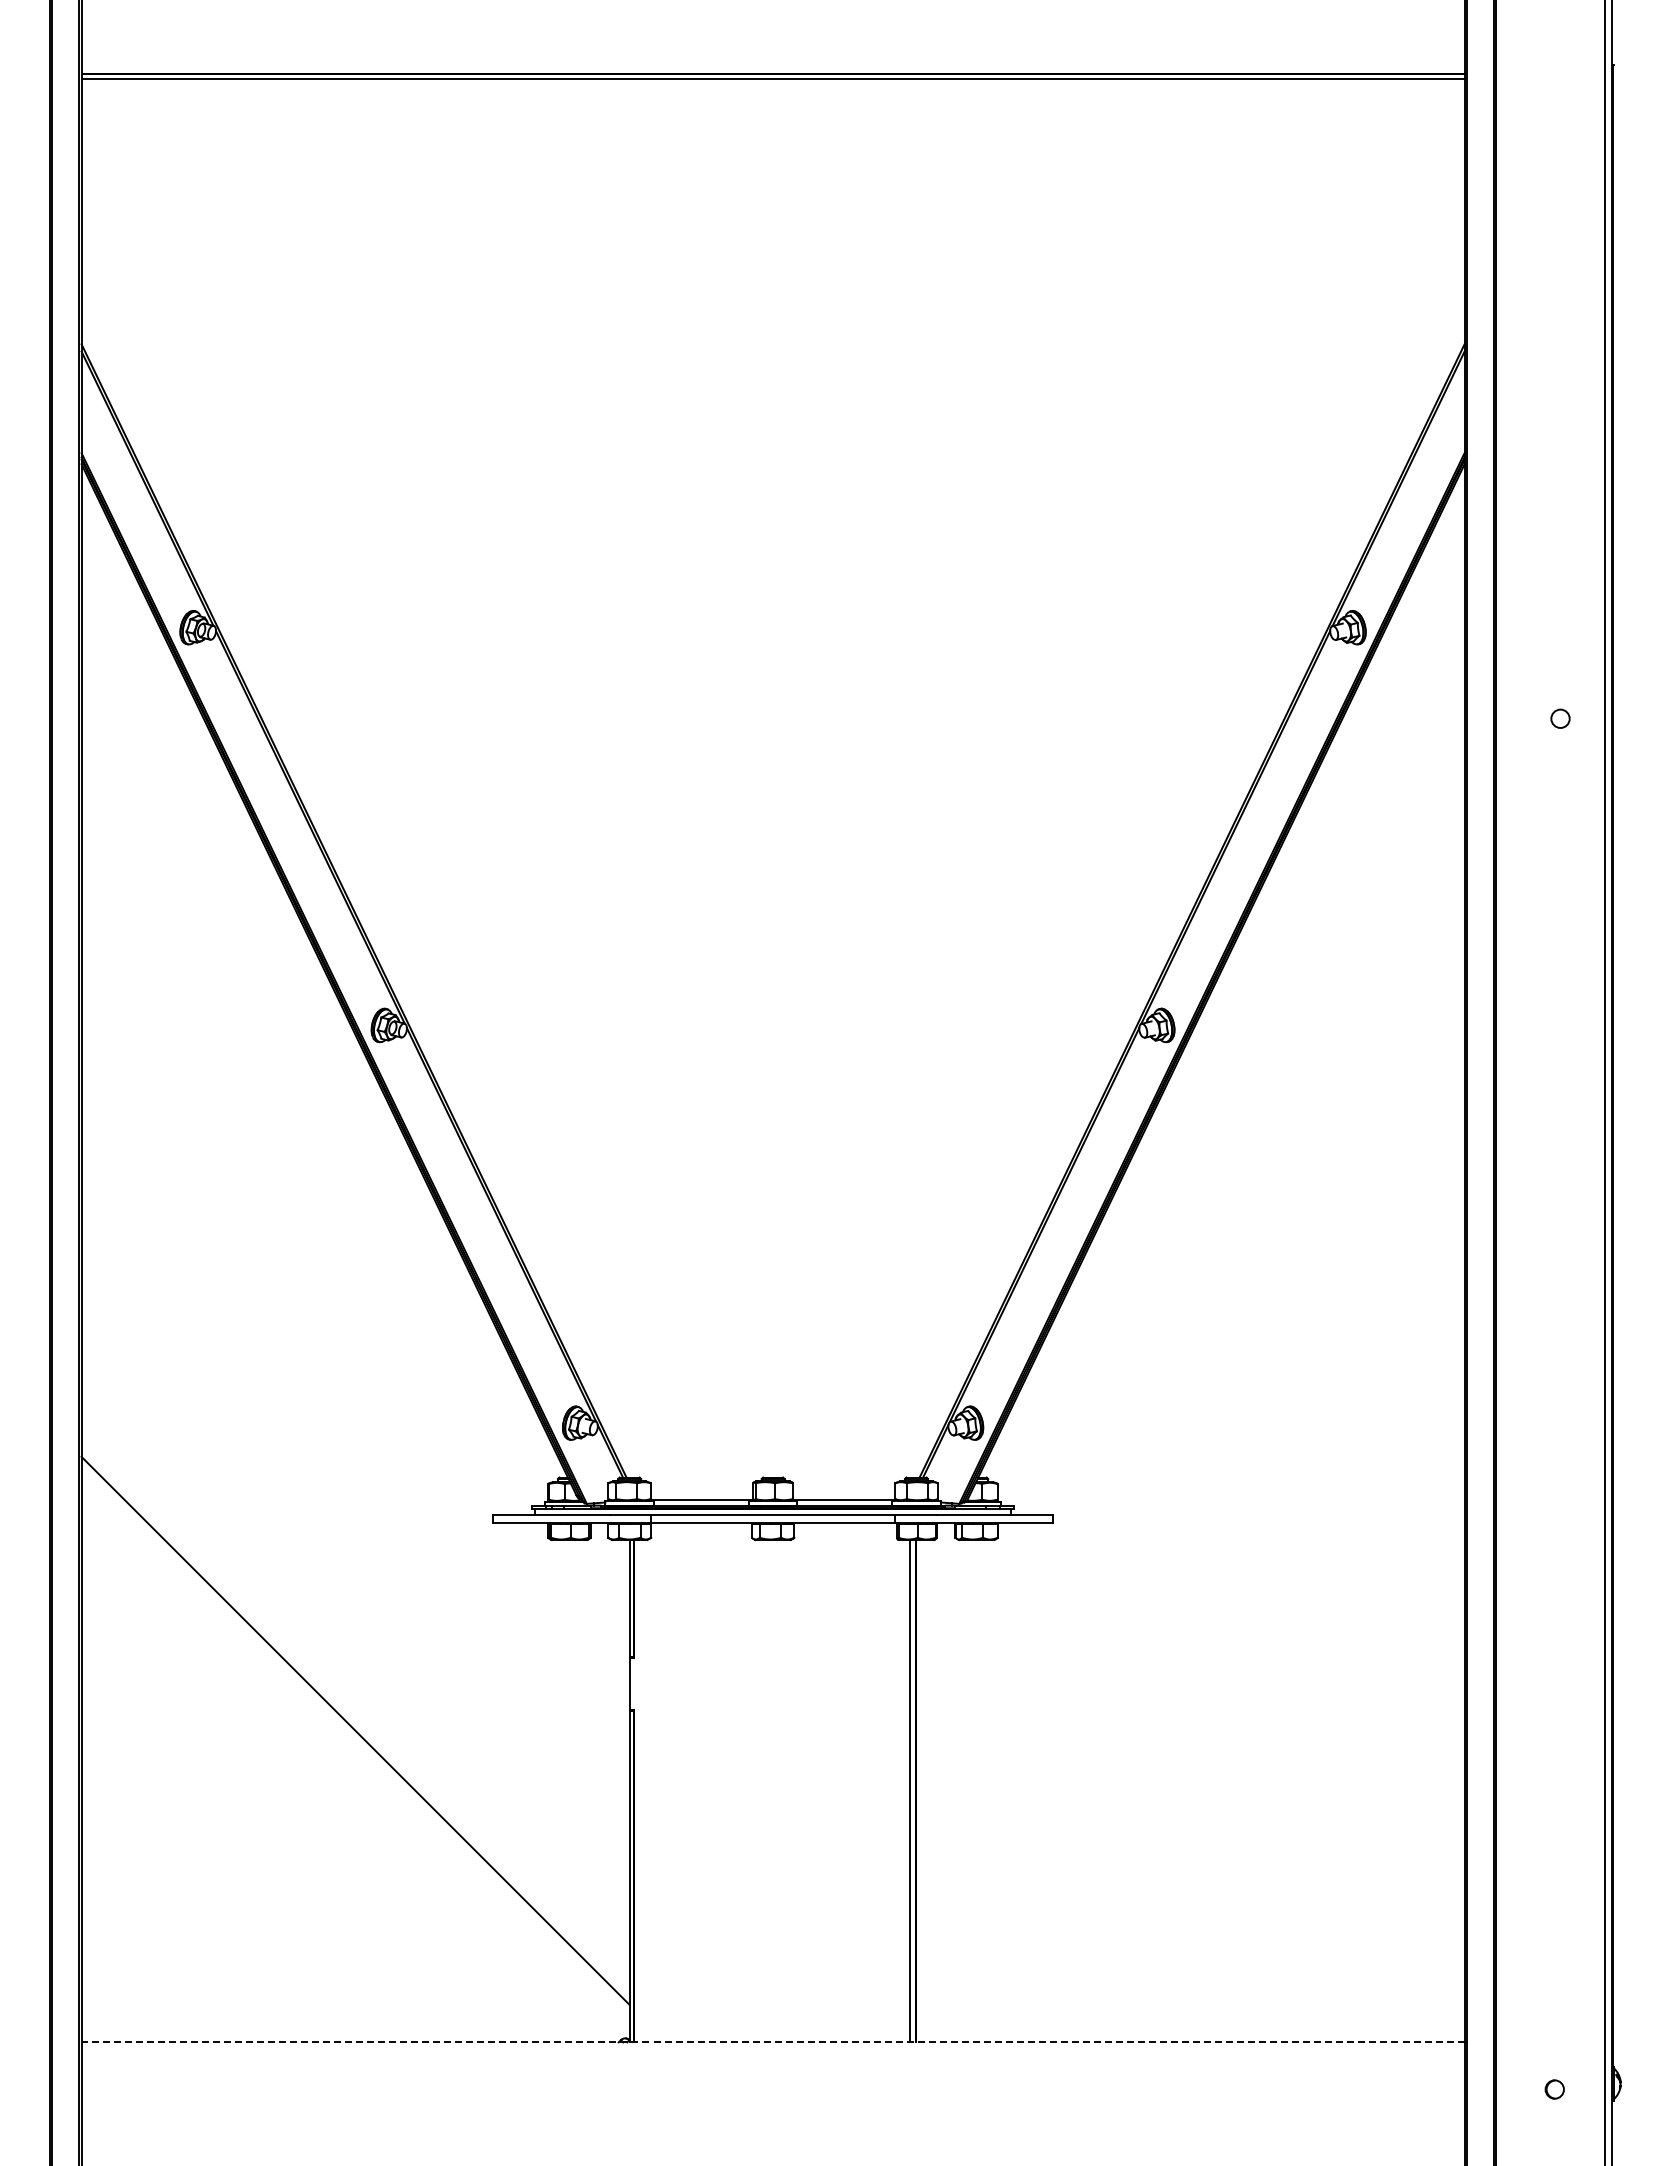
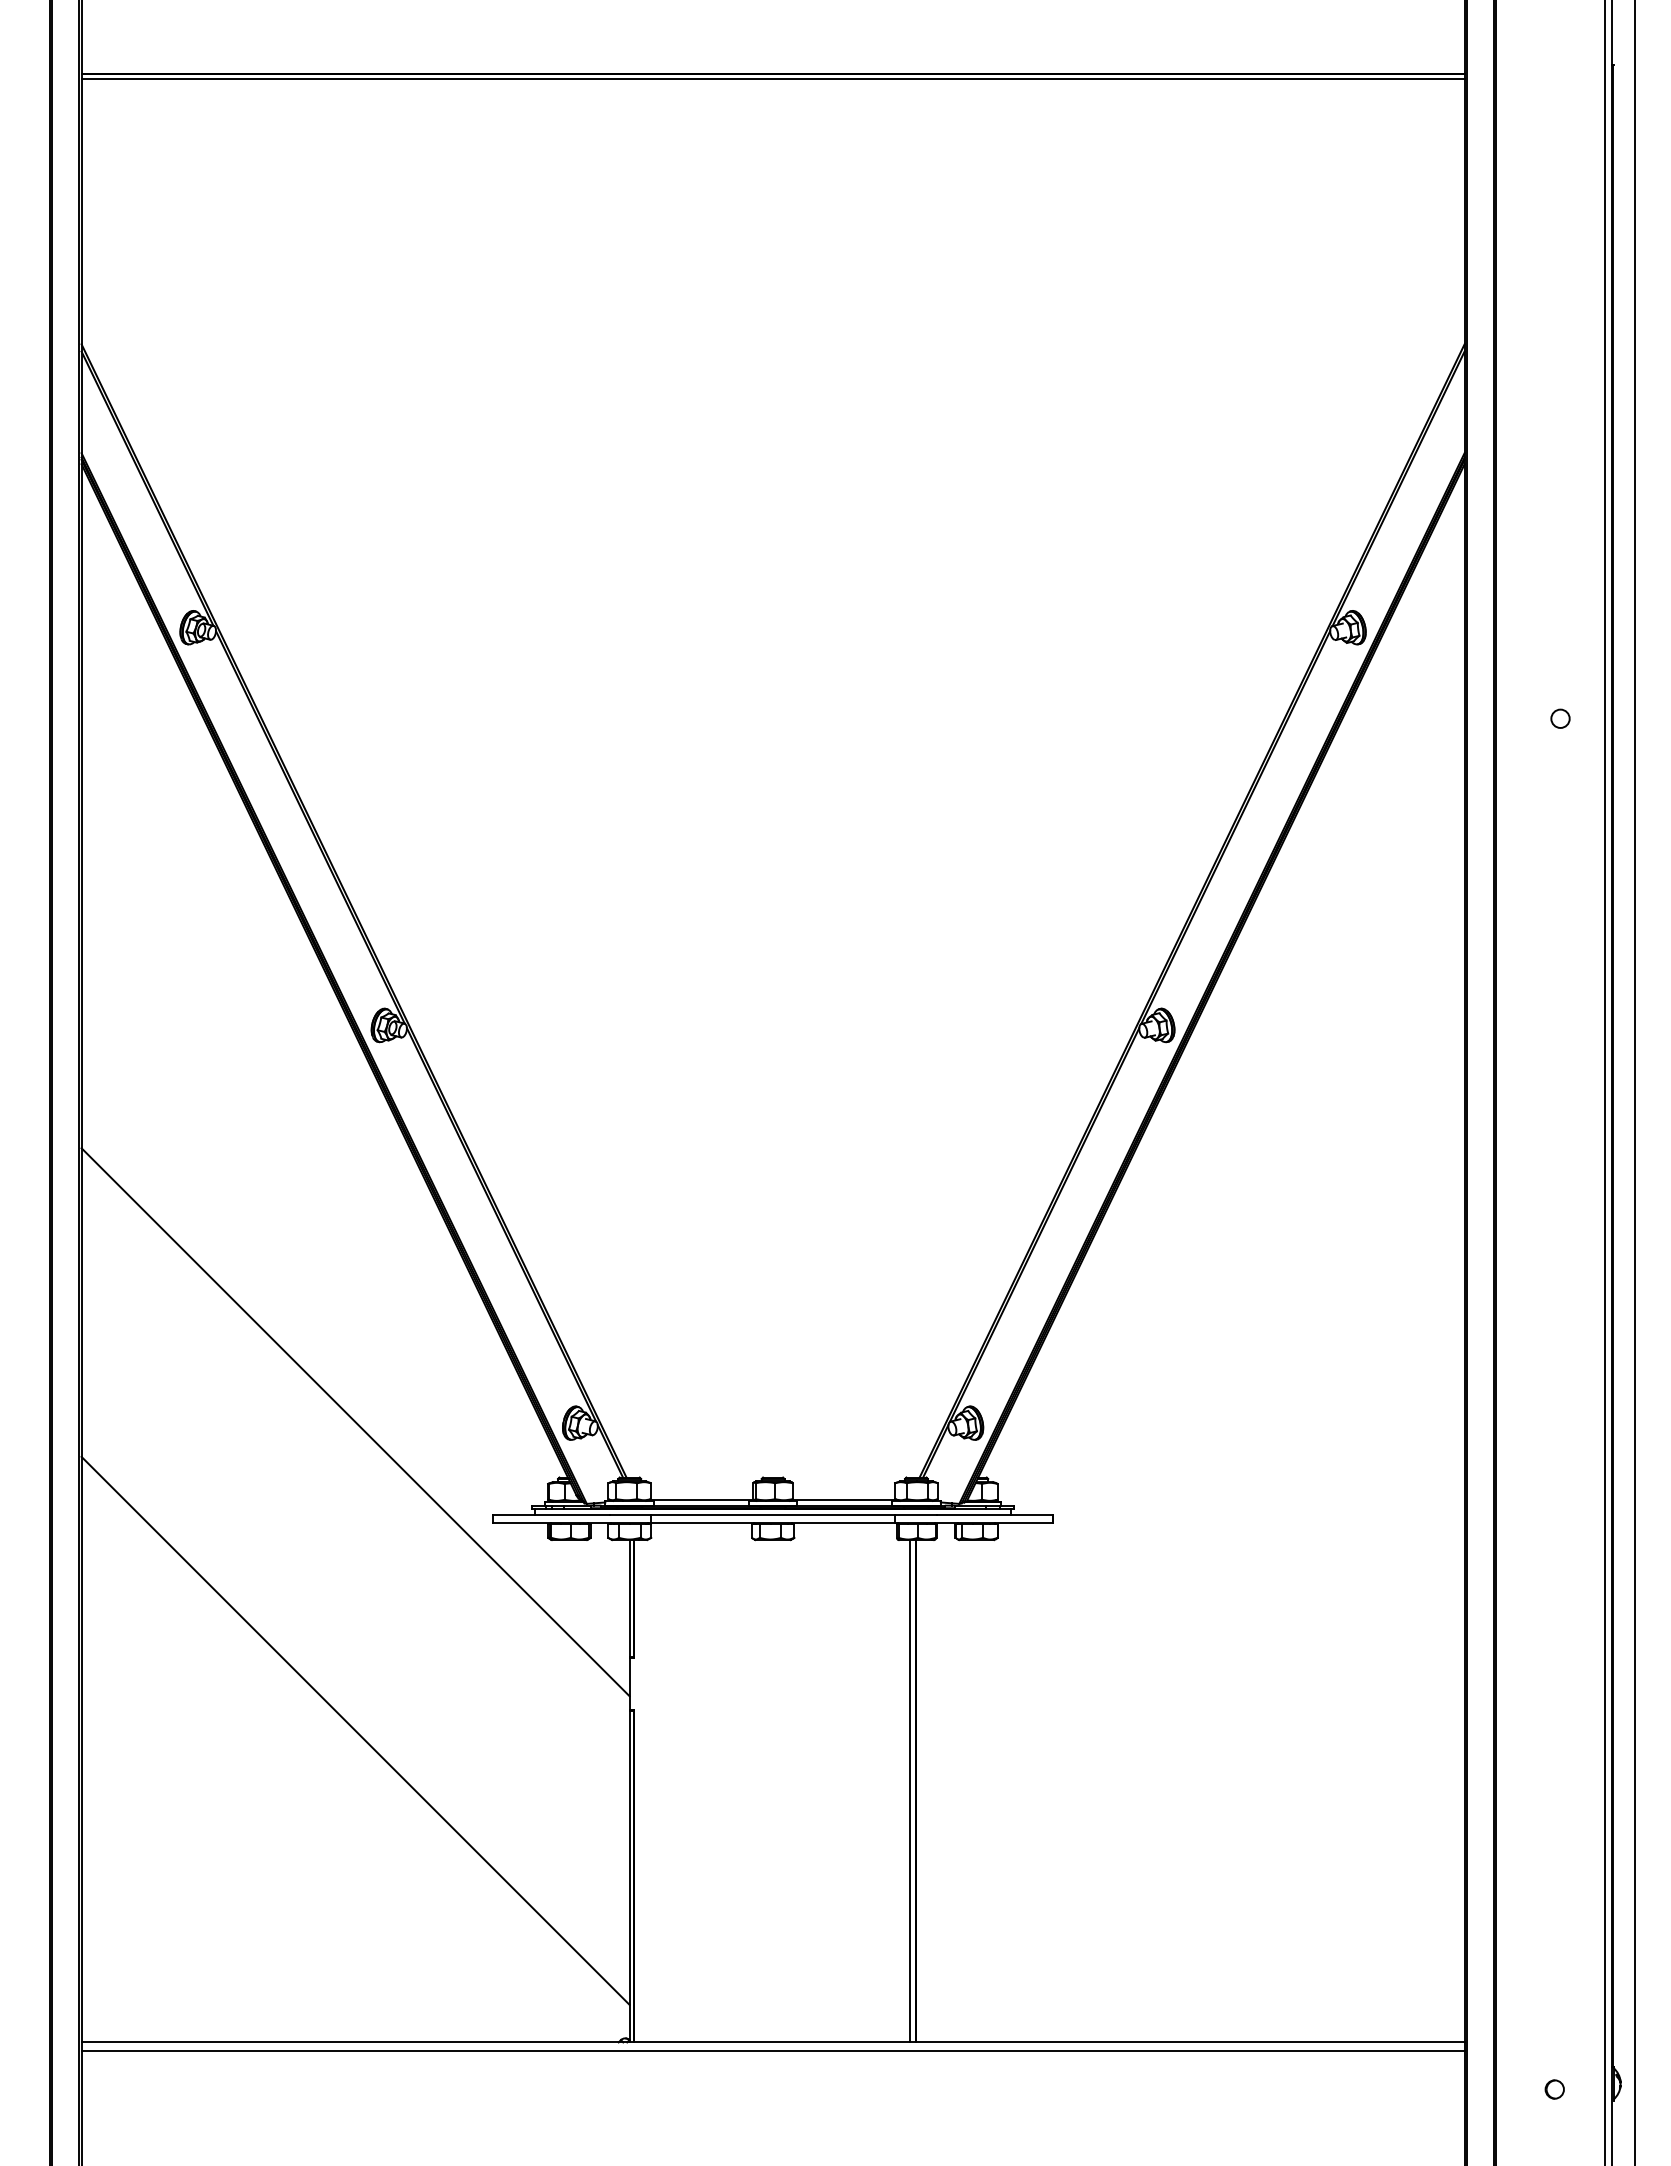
line: none -> present (1635, 1082)
line: none -> present (355, 1422)
line: dashed -> solid (772, 2042)
line: none -> present (772, 2050)
